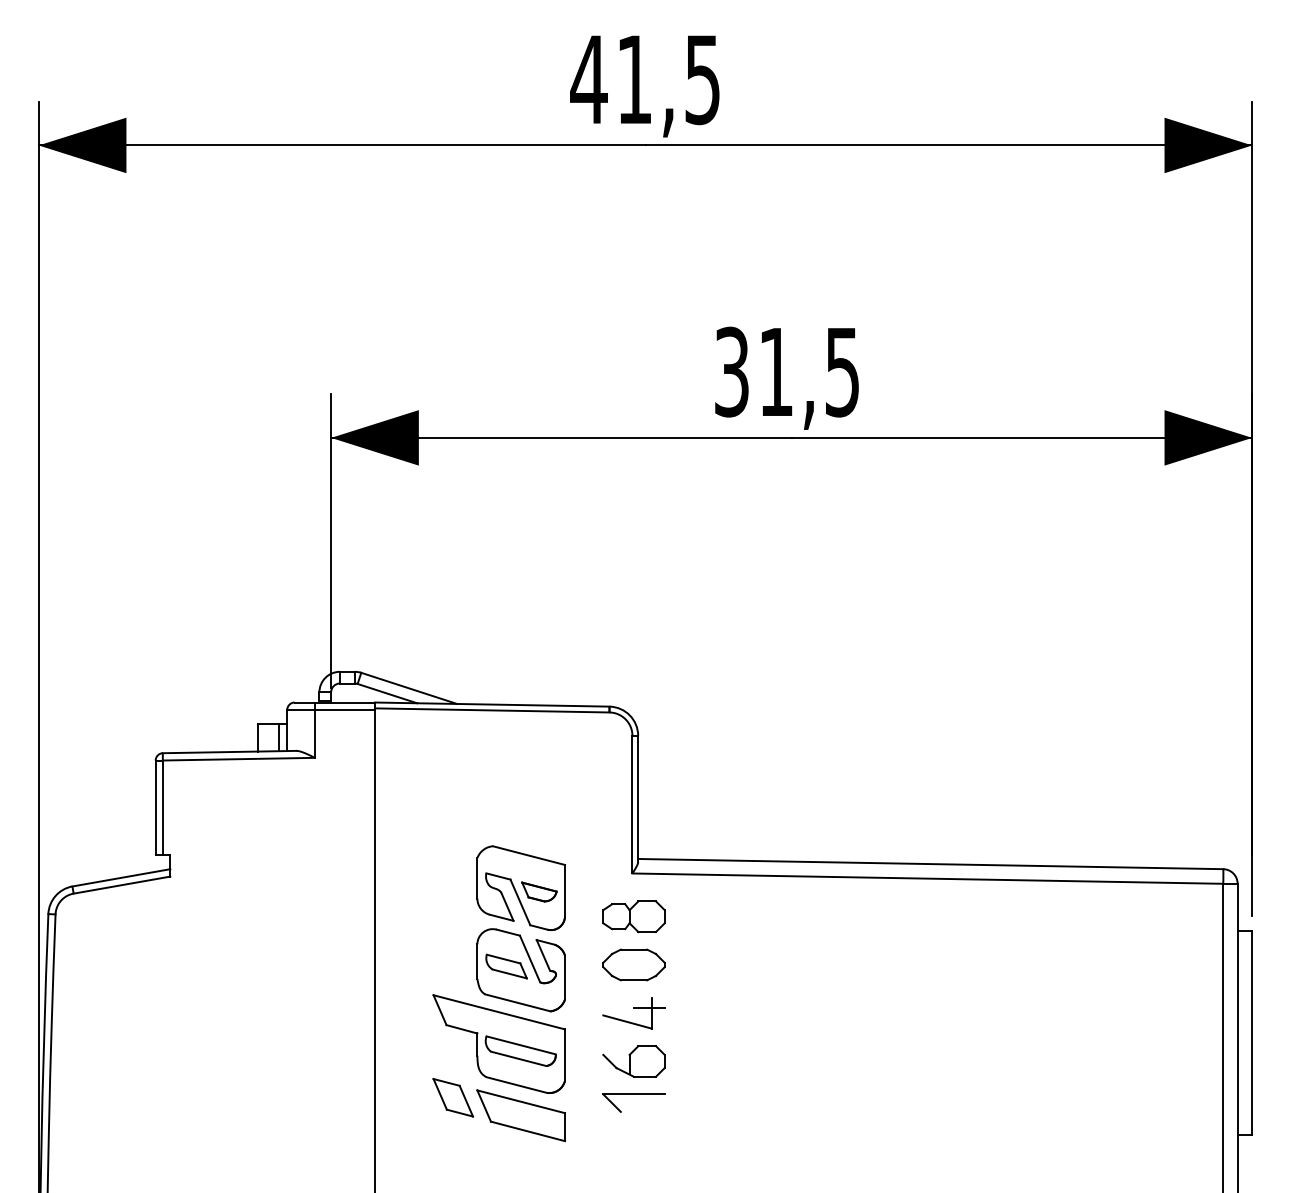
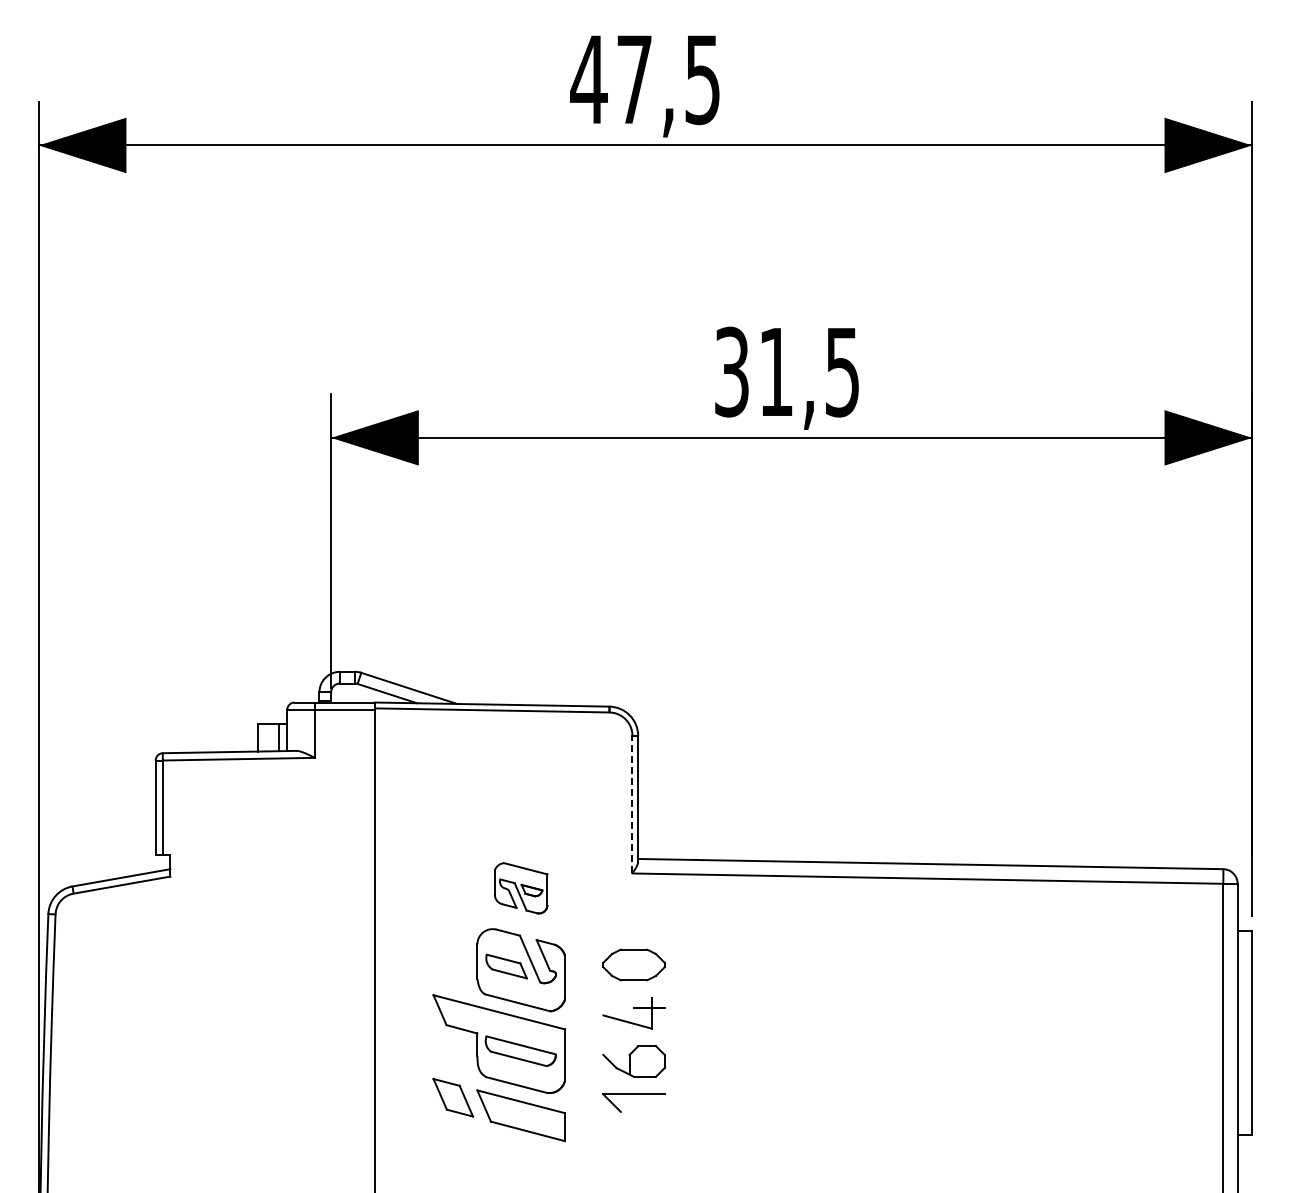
text: 41,5 -> 47,5 (634, 79)
line: solid -> dashed (632, 804)
part size: 90x87 px -> 55x53 px (521, 888)
part: present -> none (633, 916)
